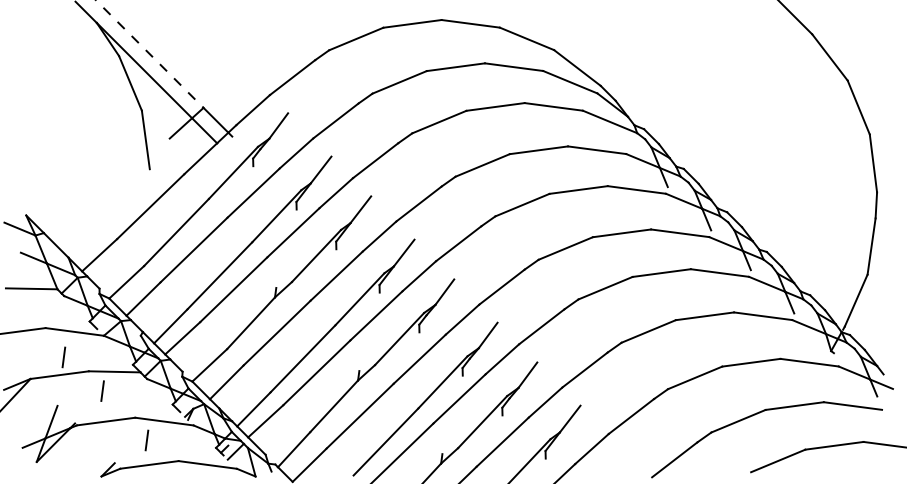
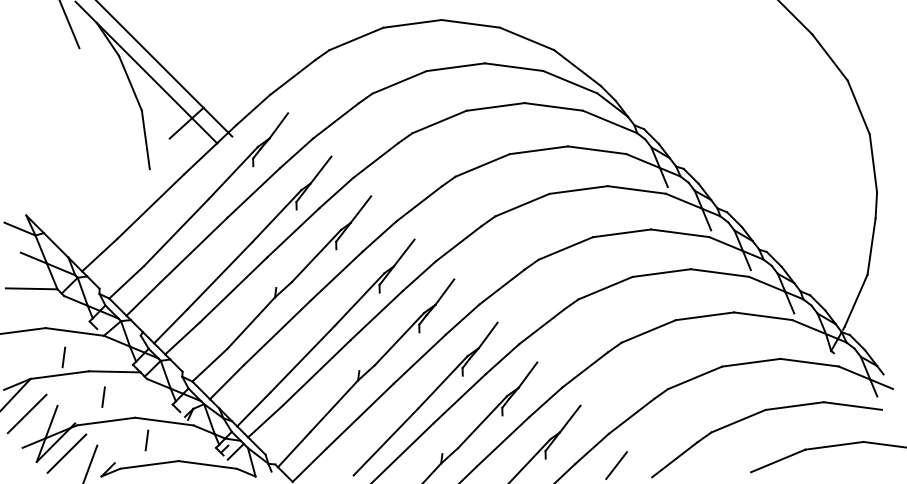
line: none -> present (69, 25)
line: dashed -> solid (149, 54)
line position: (102, 390) -> (103, 396) (103, 396)
line: none -> present (26, 413)
line: none -> present (66, 453)
line: none -> present (90, 462)
line: none -> present (616, 465)
